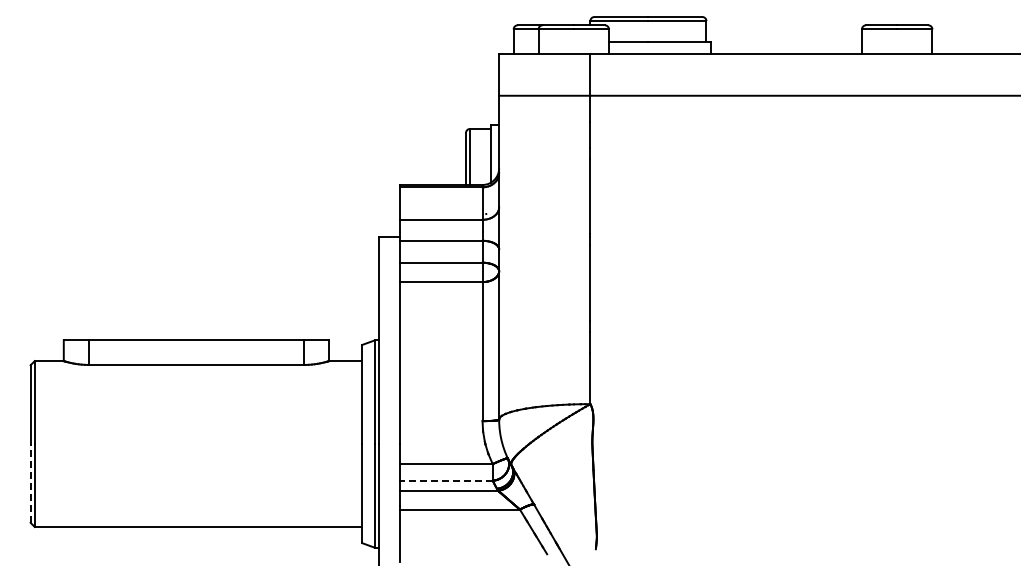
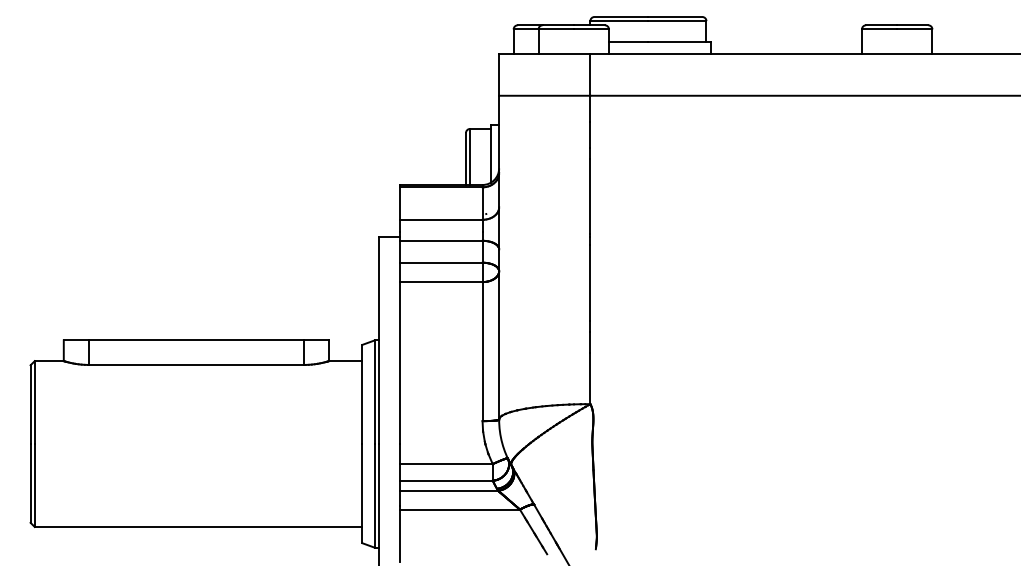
line: dashed -> solid (446, 480)
line: dashed -> solid (30, 482)
